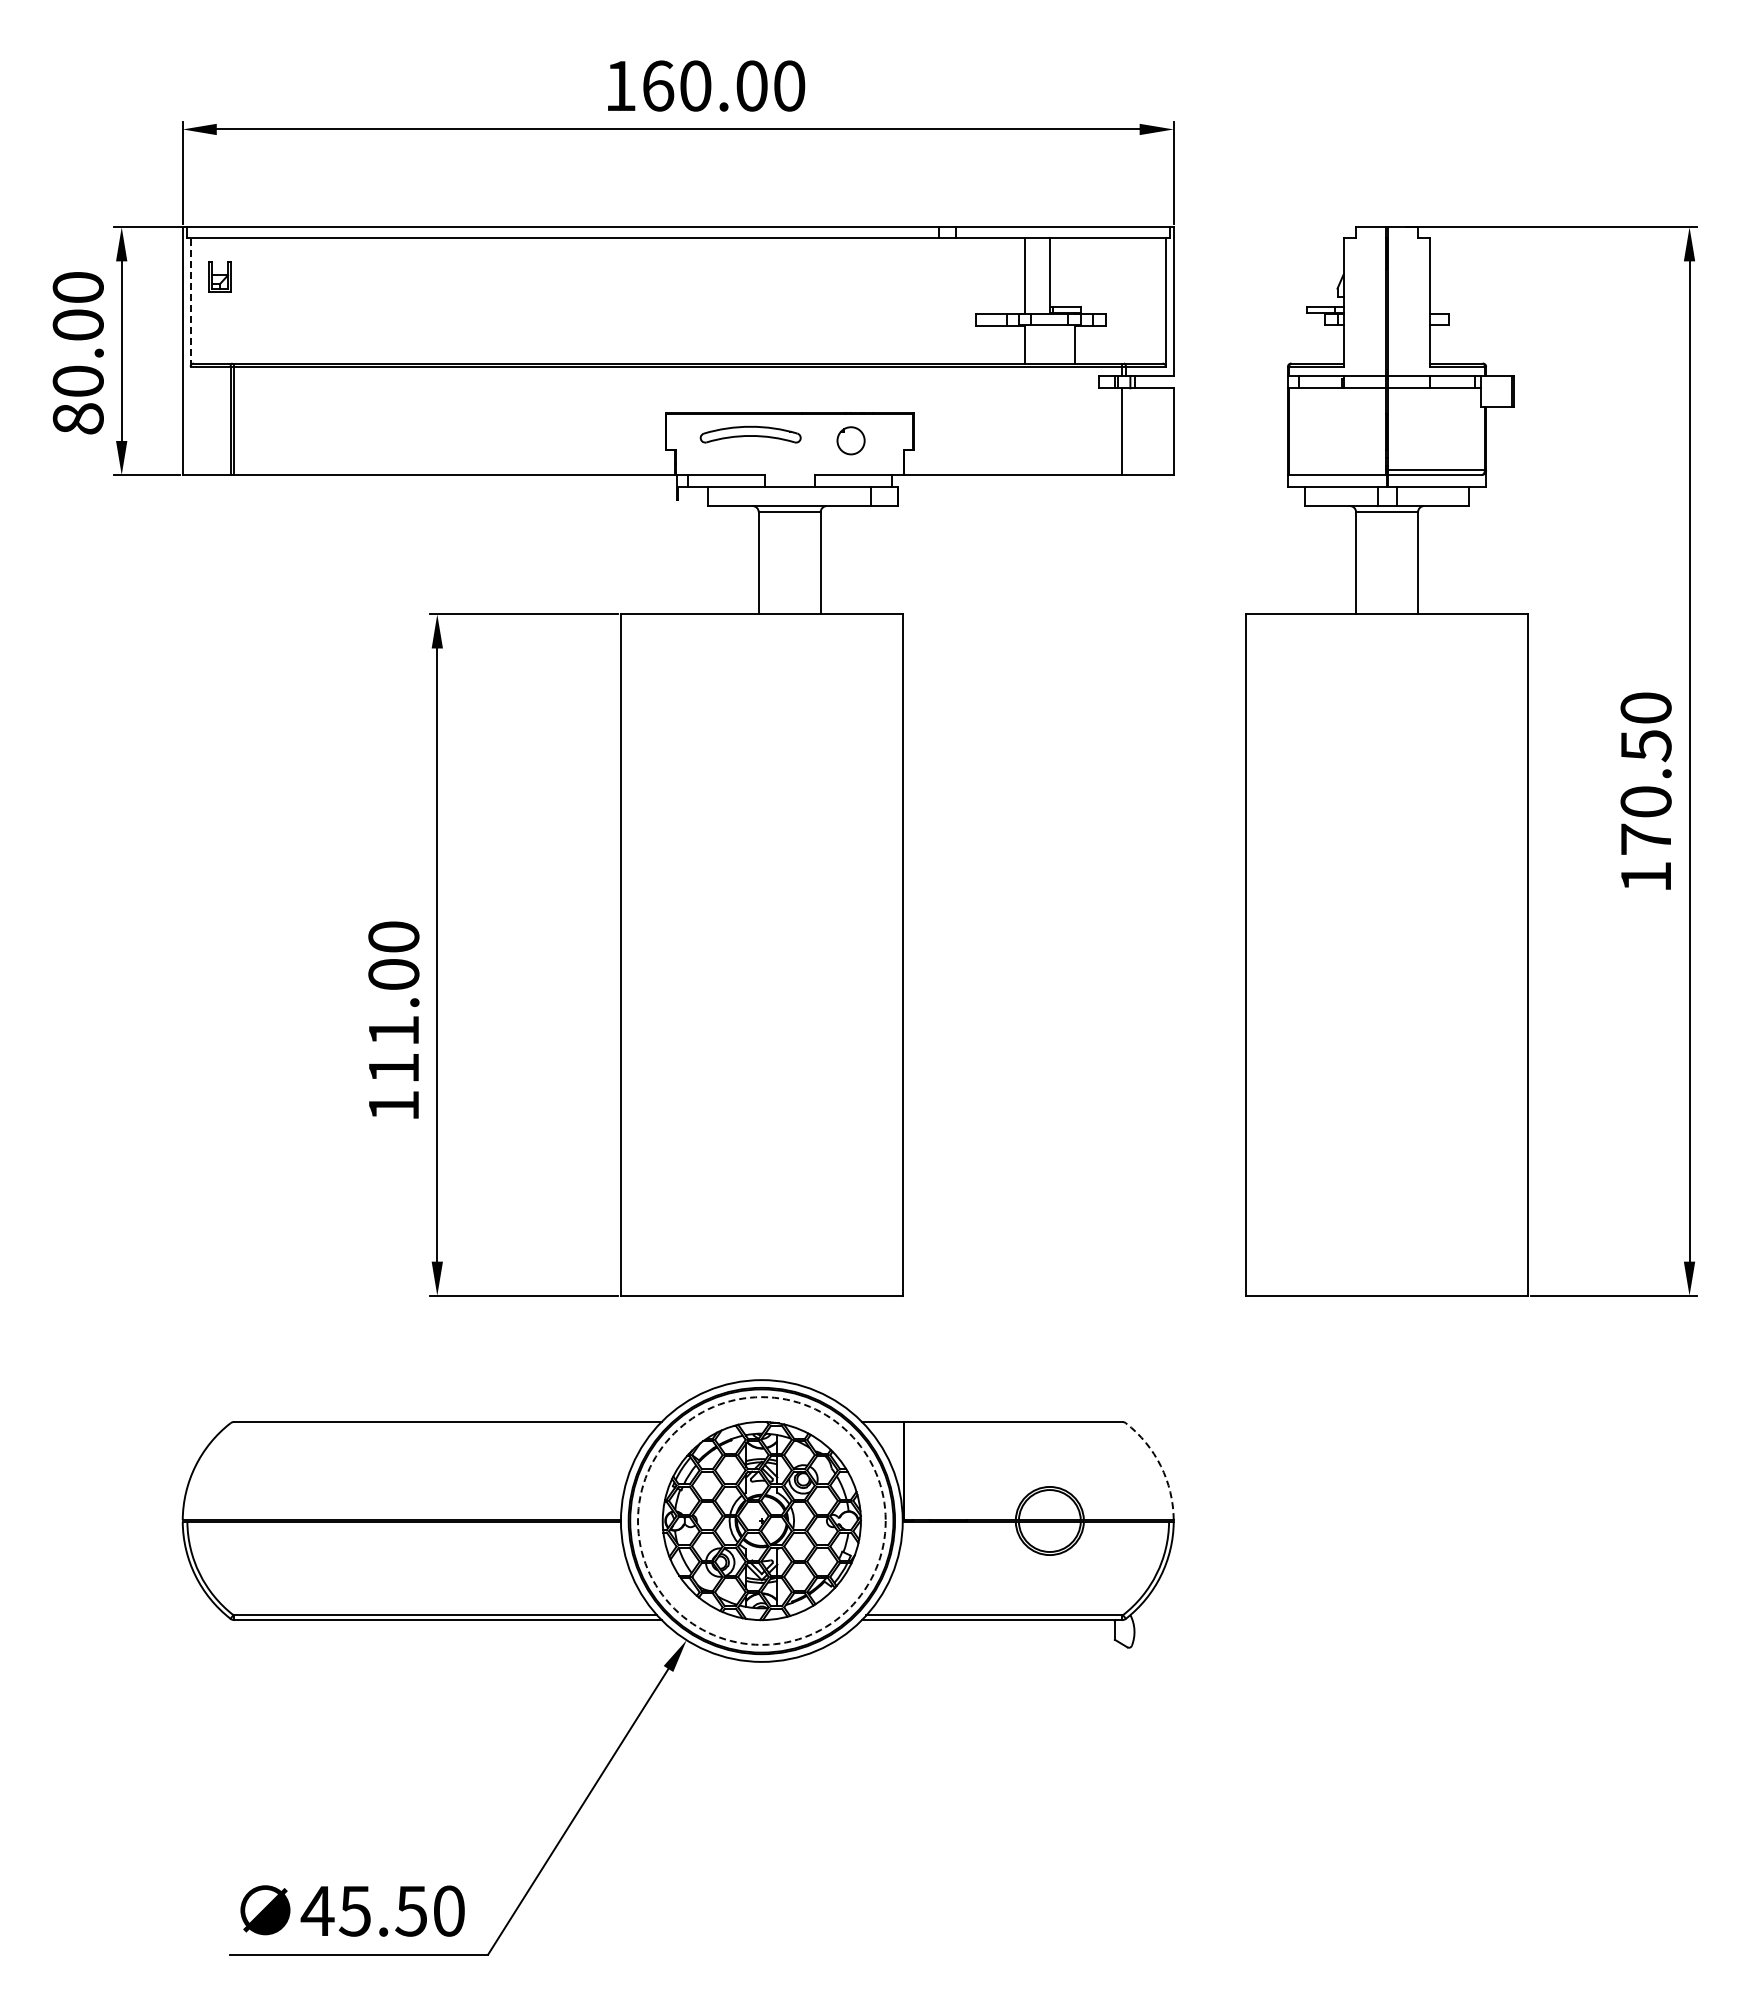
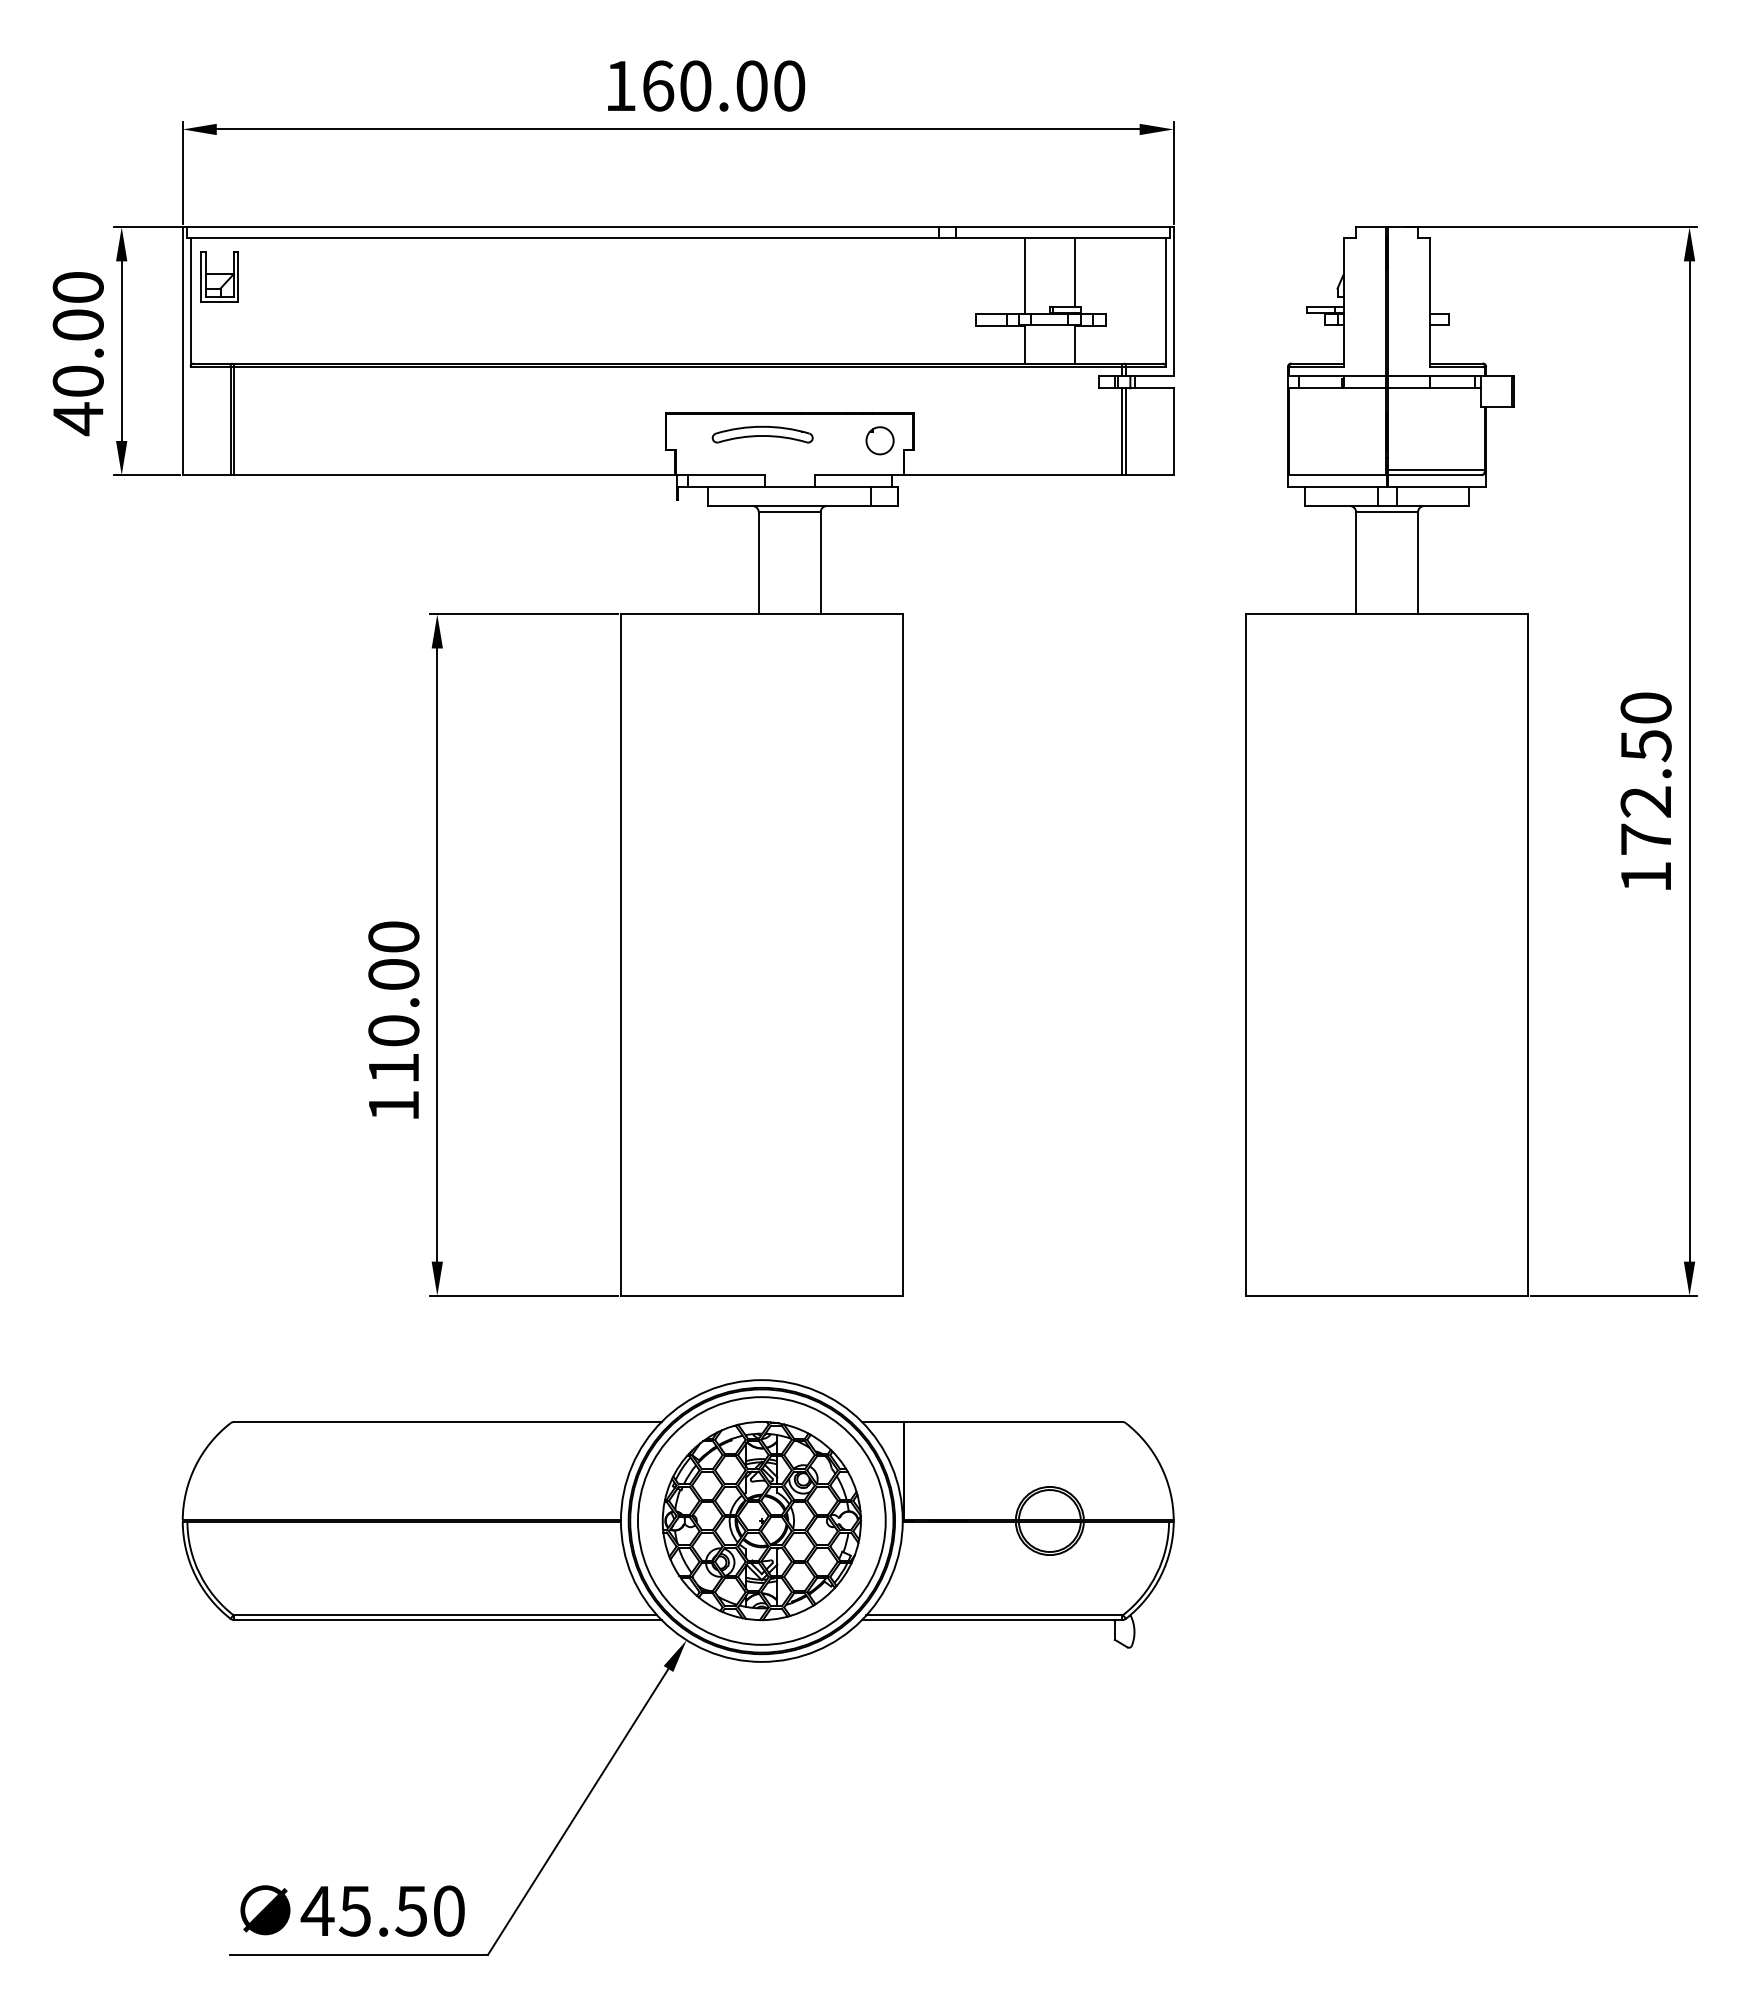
line position: (1049, 272) -> (1074, 272) (1074, 272)
part size: 24x32 px -> 39x52 px (219, 276)
line: dashed -> solid (190, 302)
text: 80.00 -> 40.00 (77, 419)
line: none -> present (1125, 431)
part position: (750, 434) -> (762, 434) (762, 434)
circle position: (850, 440) -> (879, 440) (879, 440)
text: 170.50 -> 172.50 (1645, 801)
text: 111.00 -> 110.00 (393, 1030)
arc: dashed -> solid (1160, 1466)
circle: dashed -> solid (761, 1520)
